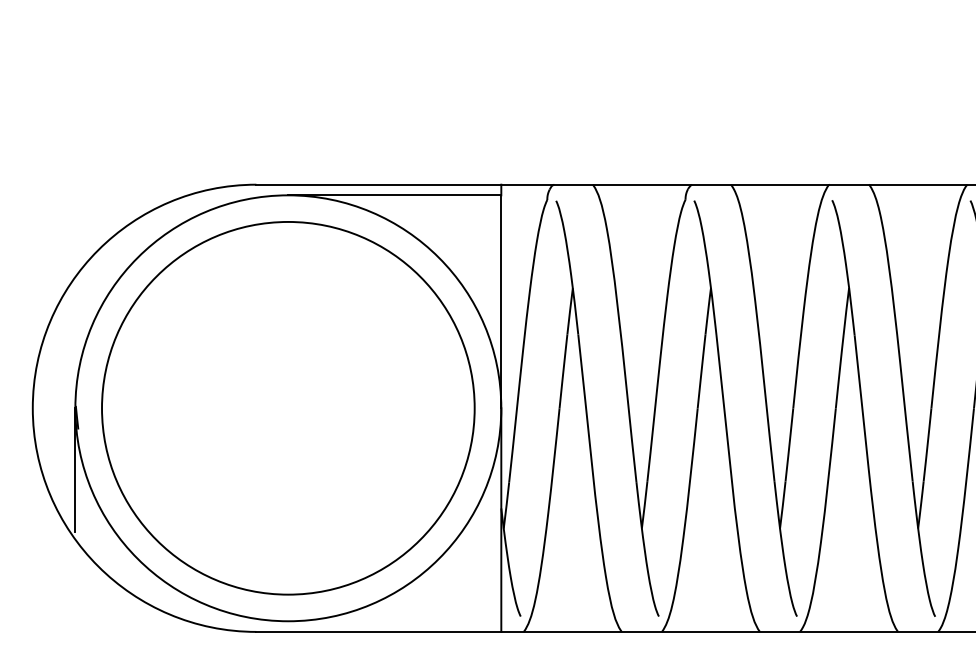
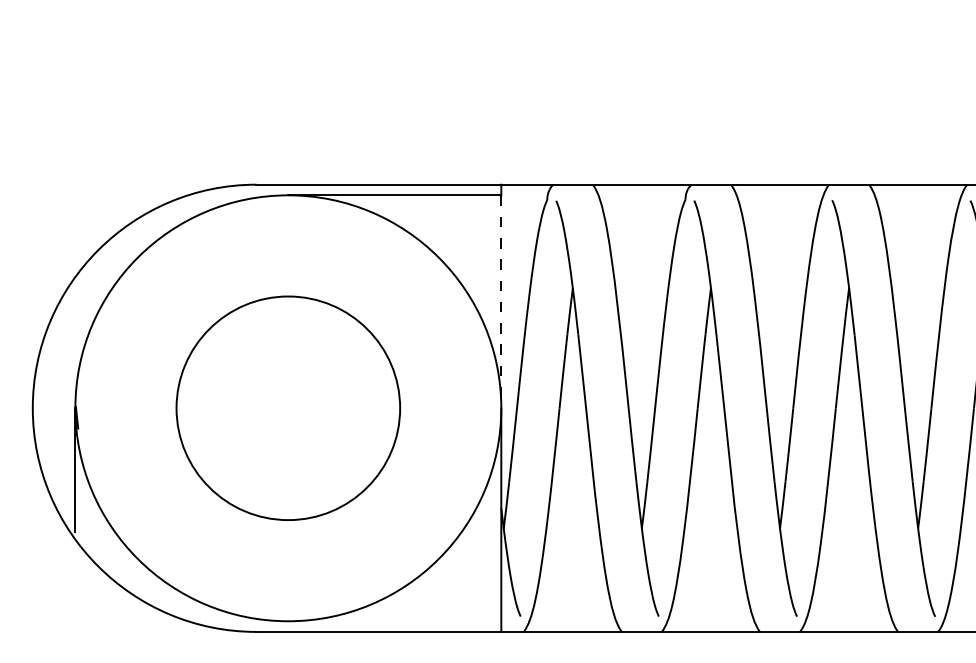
line: solid -> dashed (501, 302)
circle diameter: 373 px -> 224 px (288, 408)
